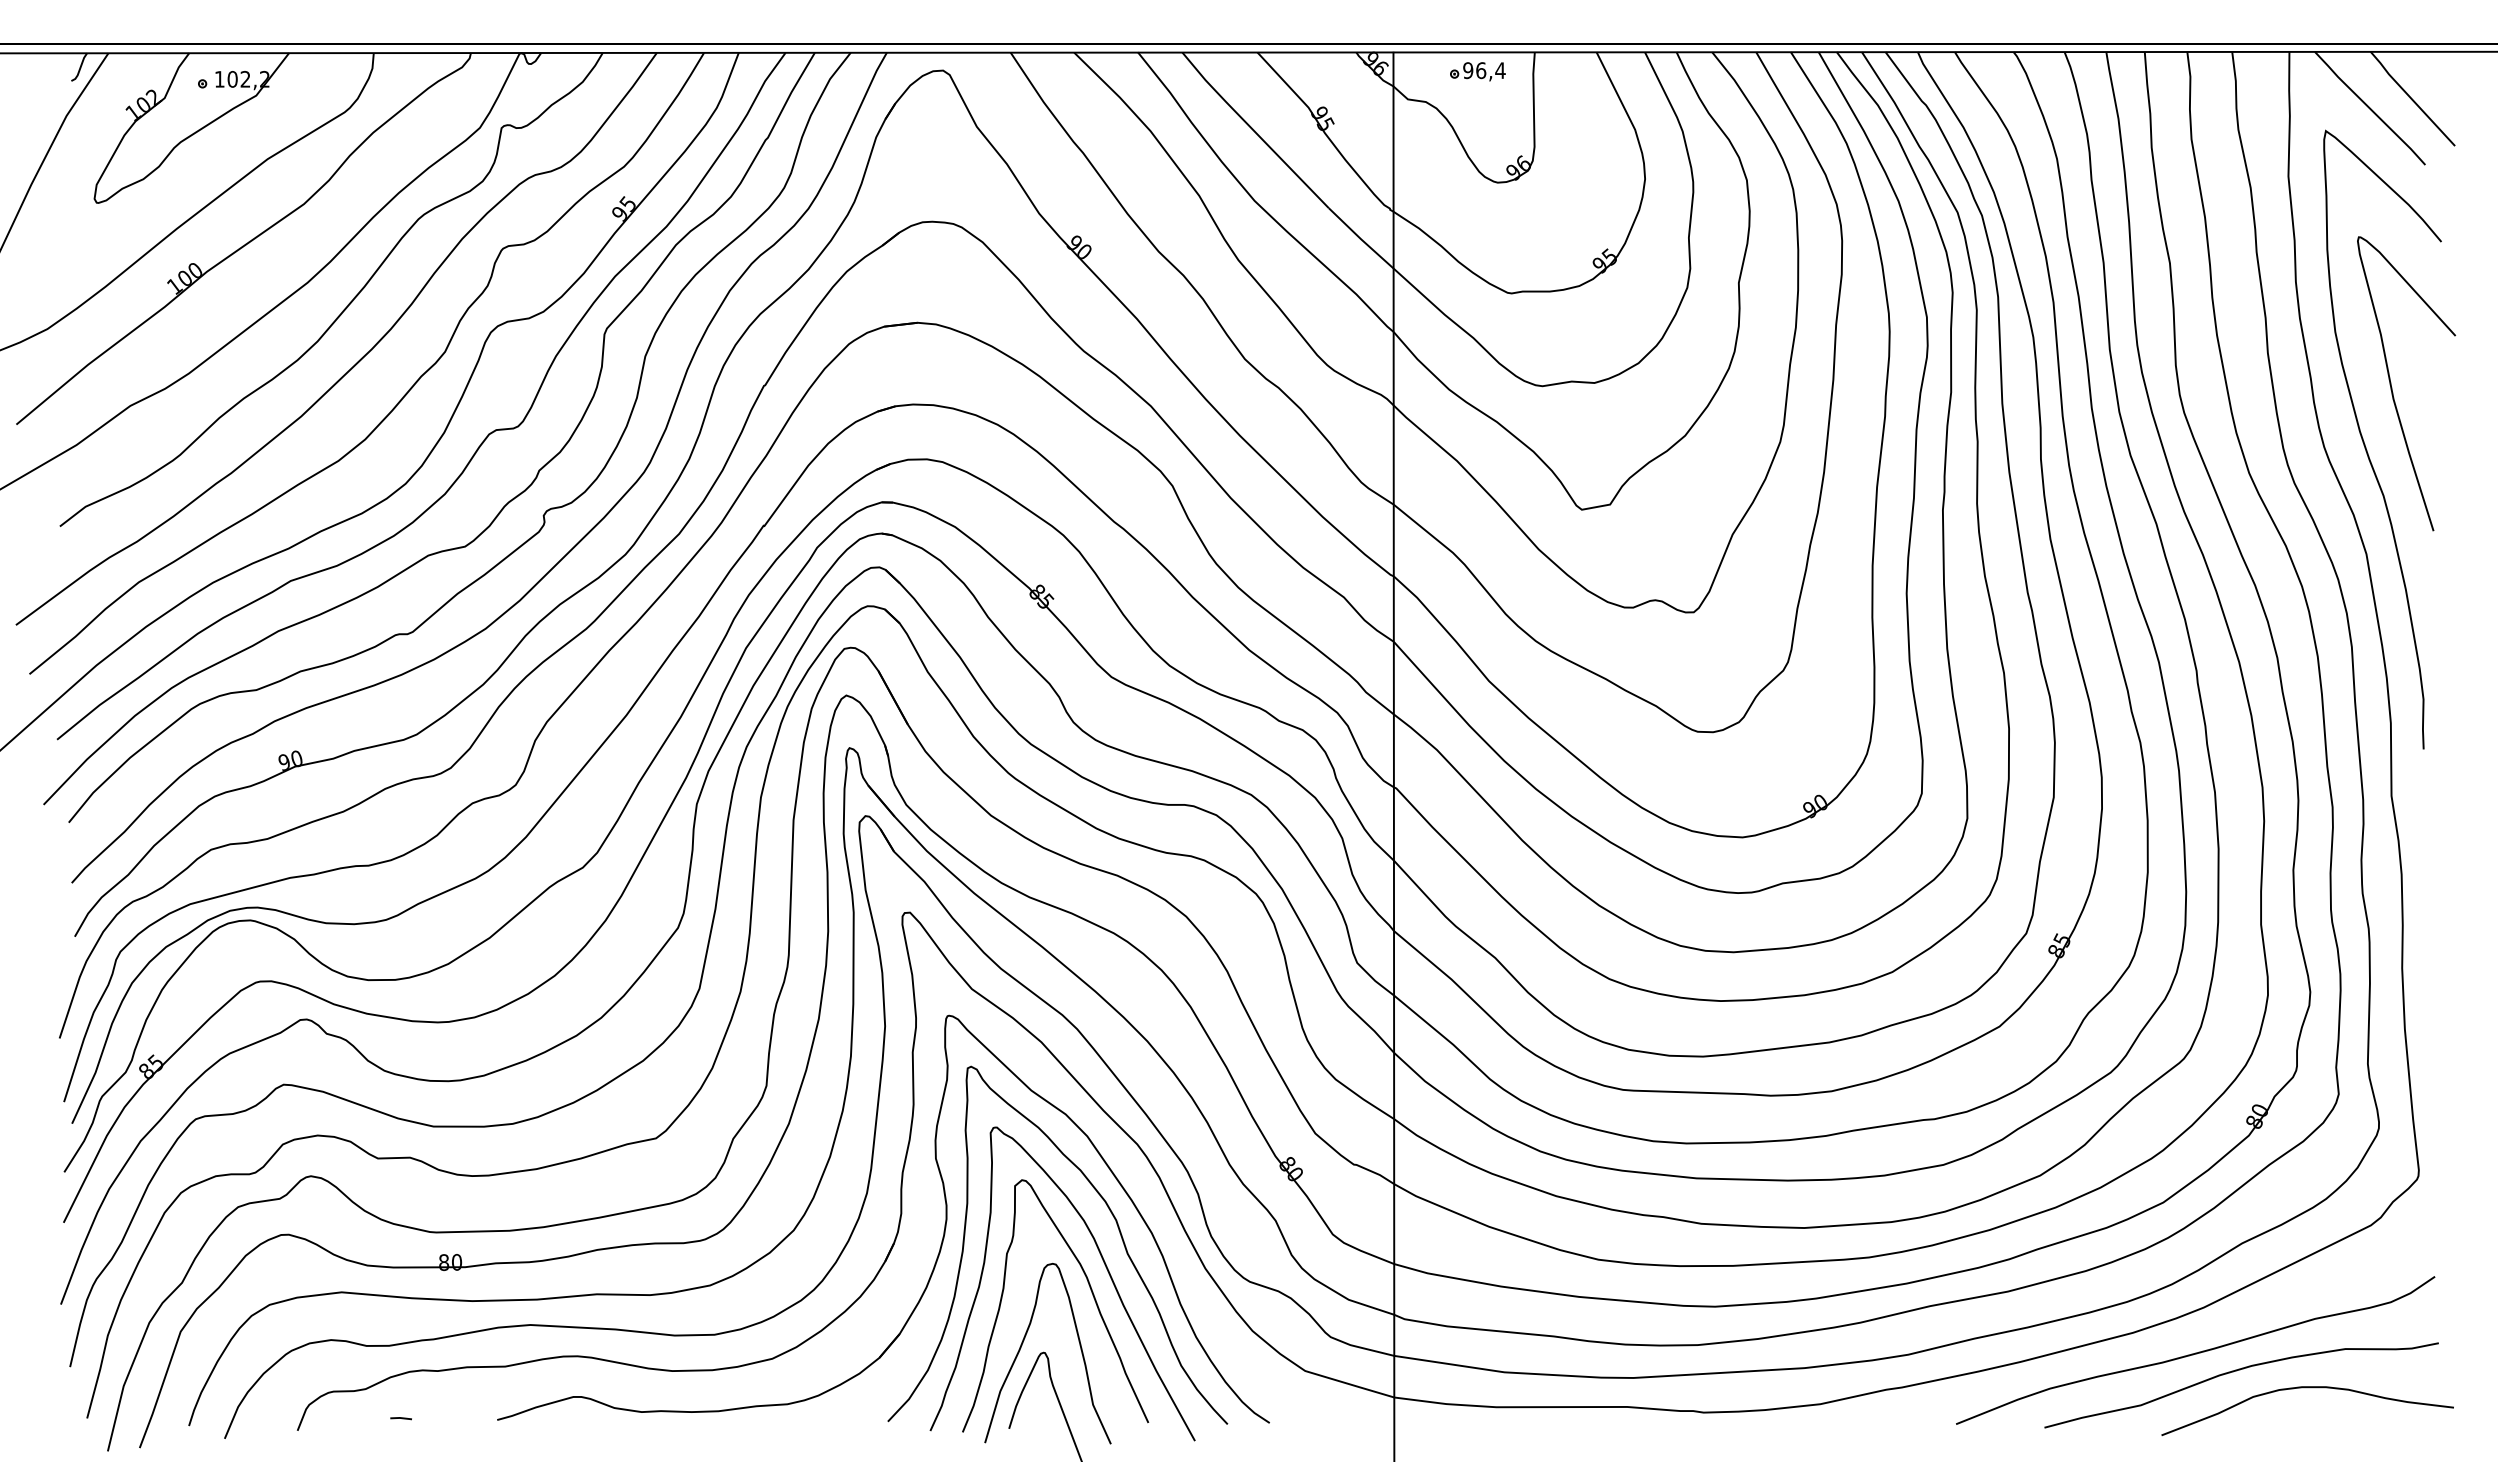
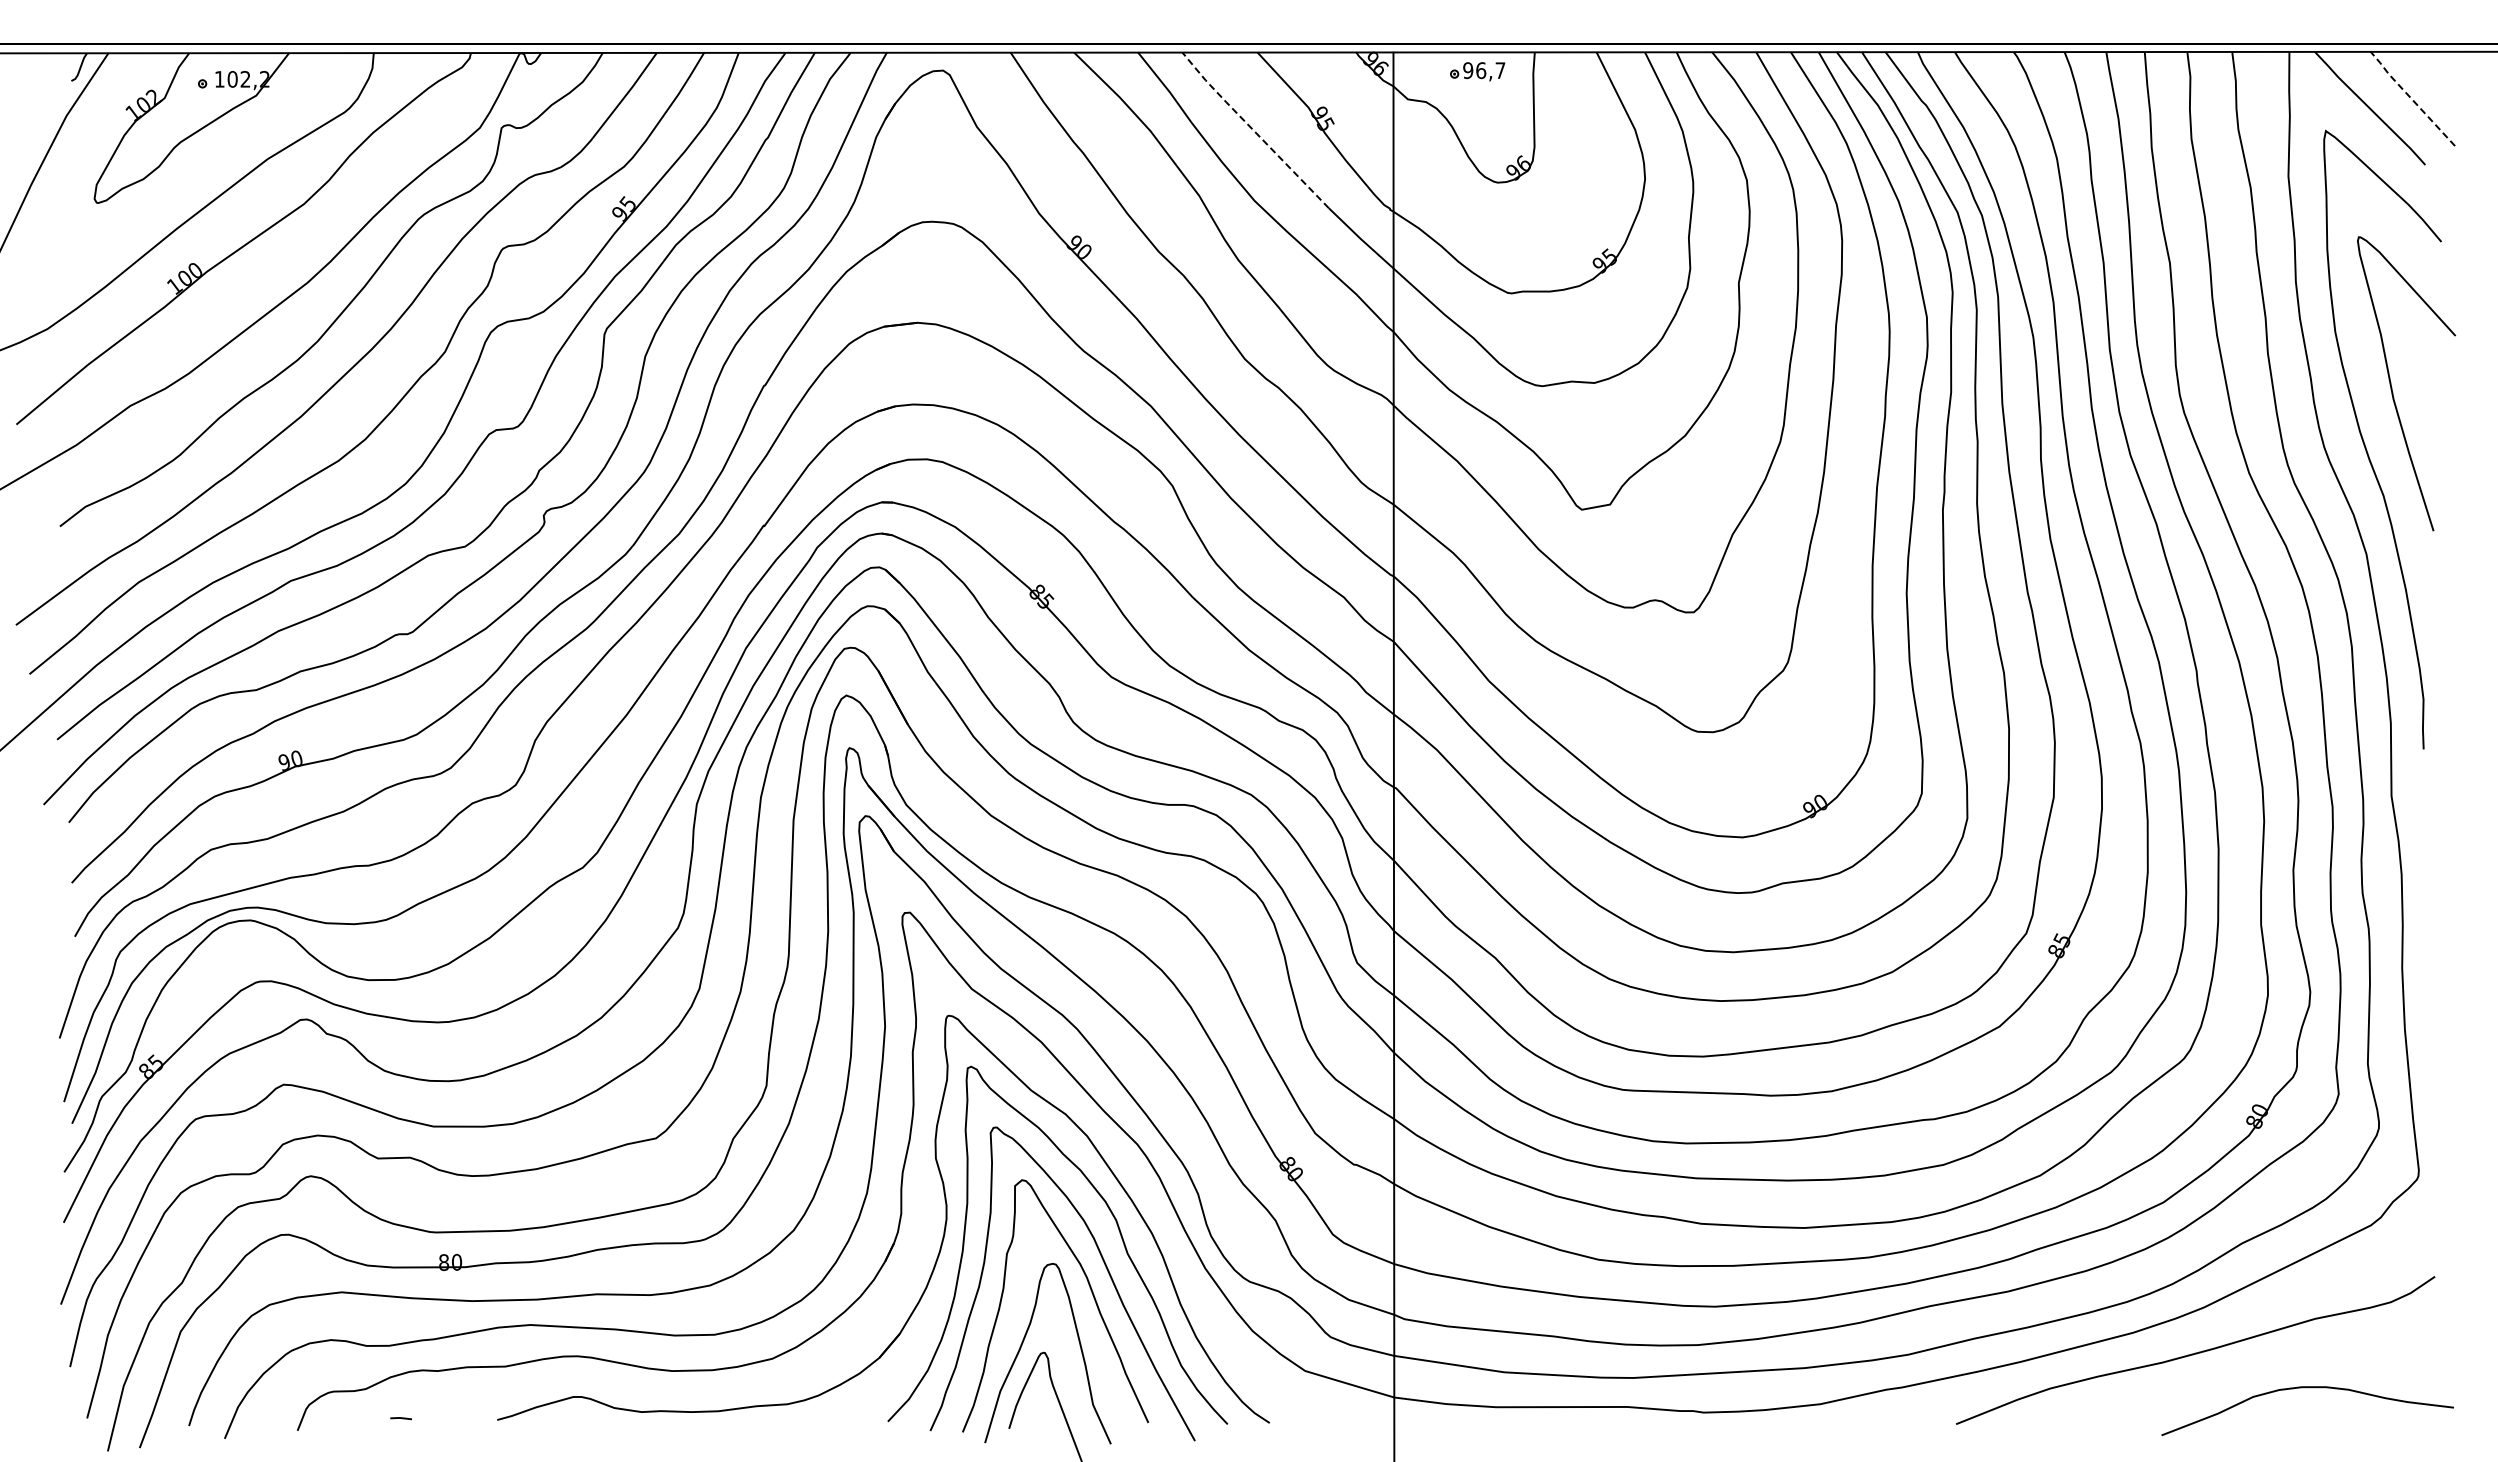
text: 96,4 -> 96,7 (1500, 70)
line: solid -> dashed (2411, 98)
line: solid -> dashed (1253, 130)
curve: present -> none (2236, 1371)
